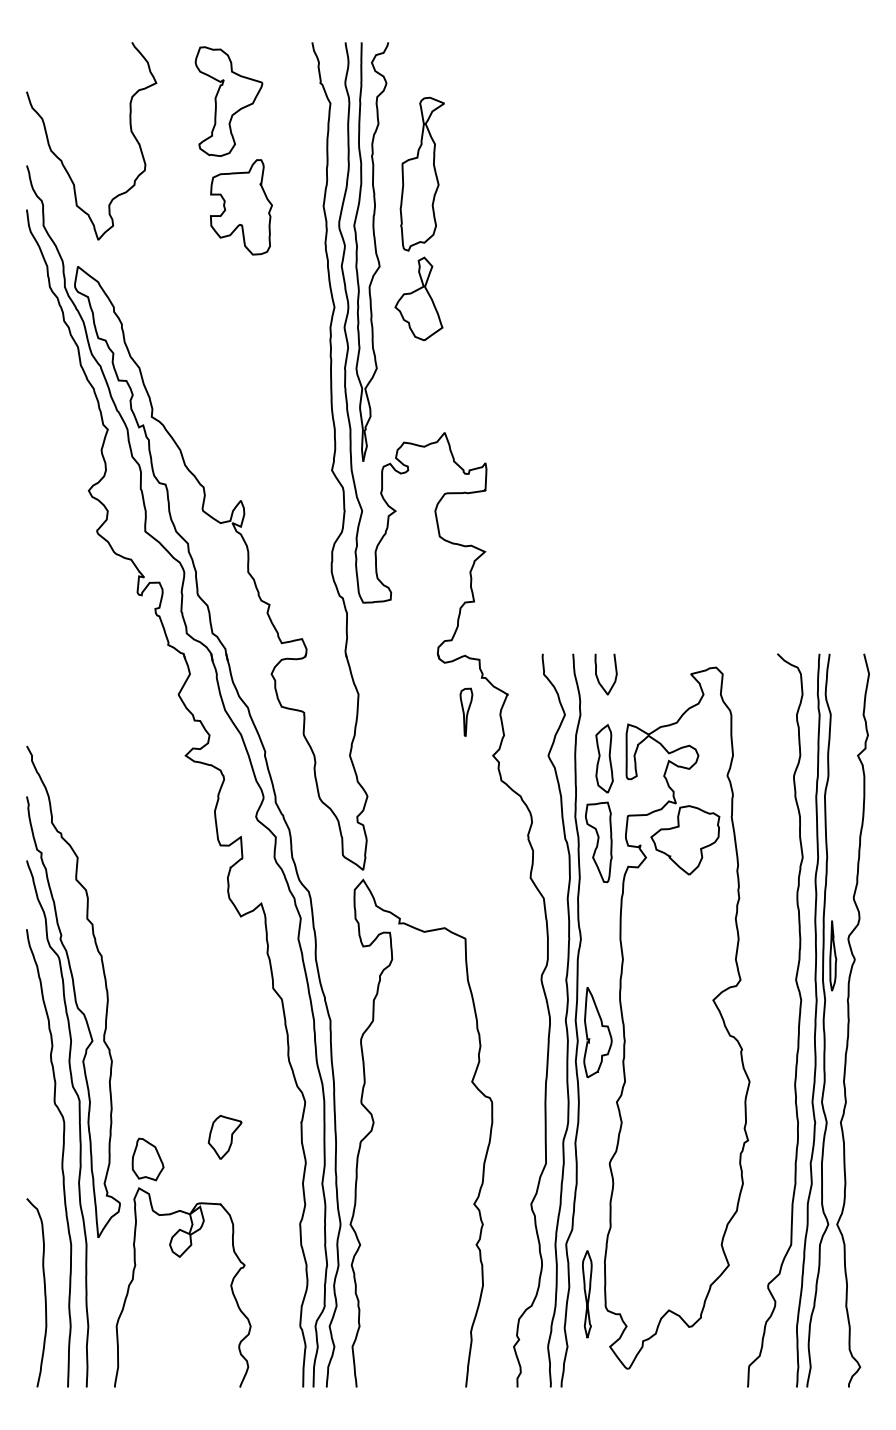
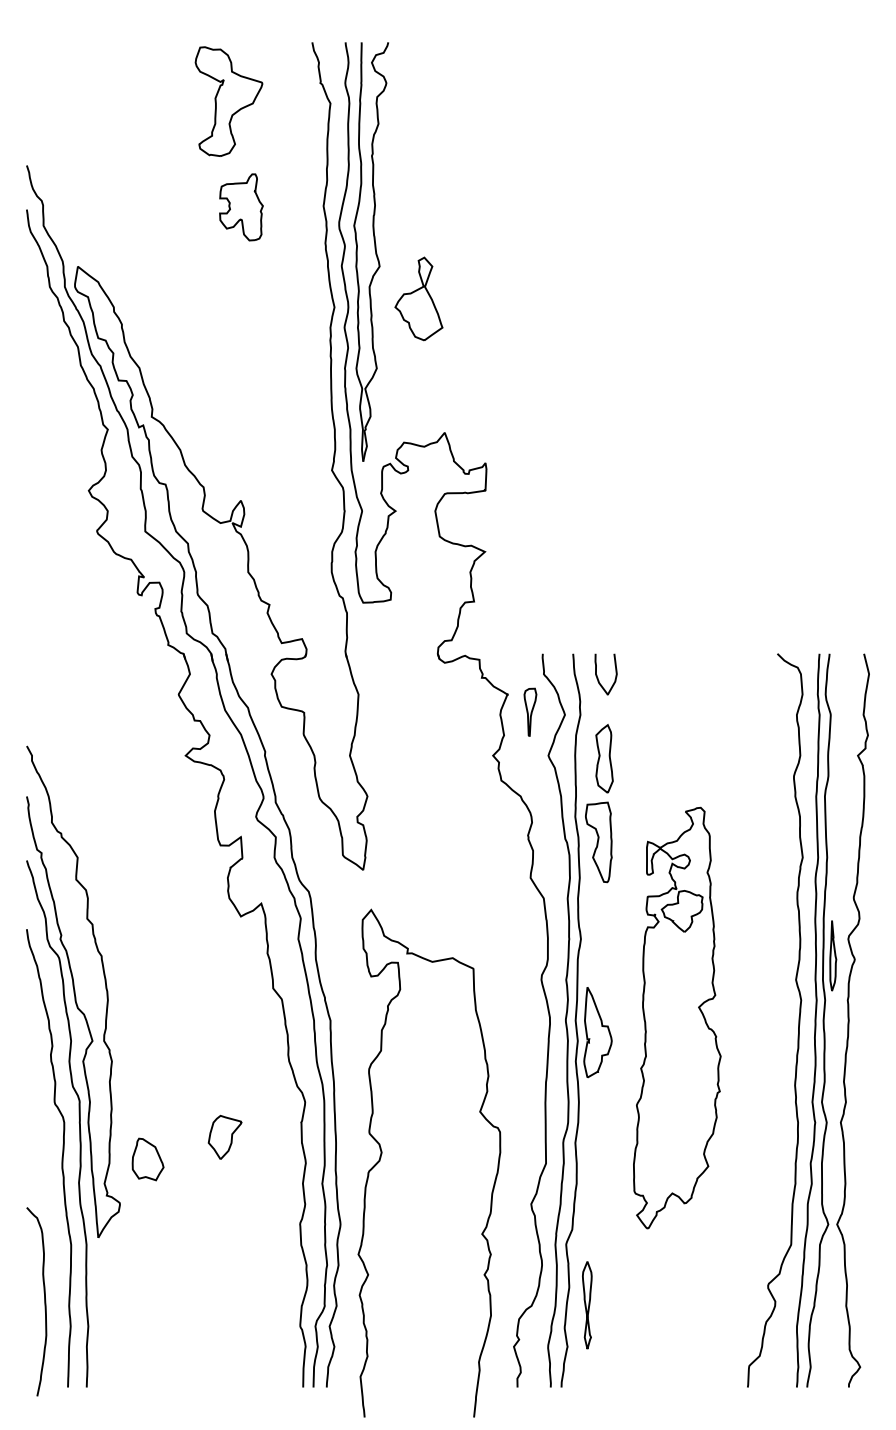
curve: present -> none (62, 160)
part: present -> none (421, 173)
part size: 63x97 px -> 45x69 px (241, 207)
part position: (466, 711) -> (530, 711) (530, 711)
part size: 147x704 px -> 89x424 px (677, 1017)
curve position: (374, 1124) -> (382, 1154) (382, 1154)
curve: present -> none (180, 1257)
curve position: (44, 1292) -> (44, 1301) (44, 1301)
part position: (587, 1294) -> (587, 1305) (587, 1305)
